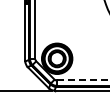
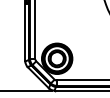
line: dashed -> solid (83, 80)
